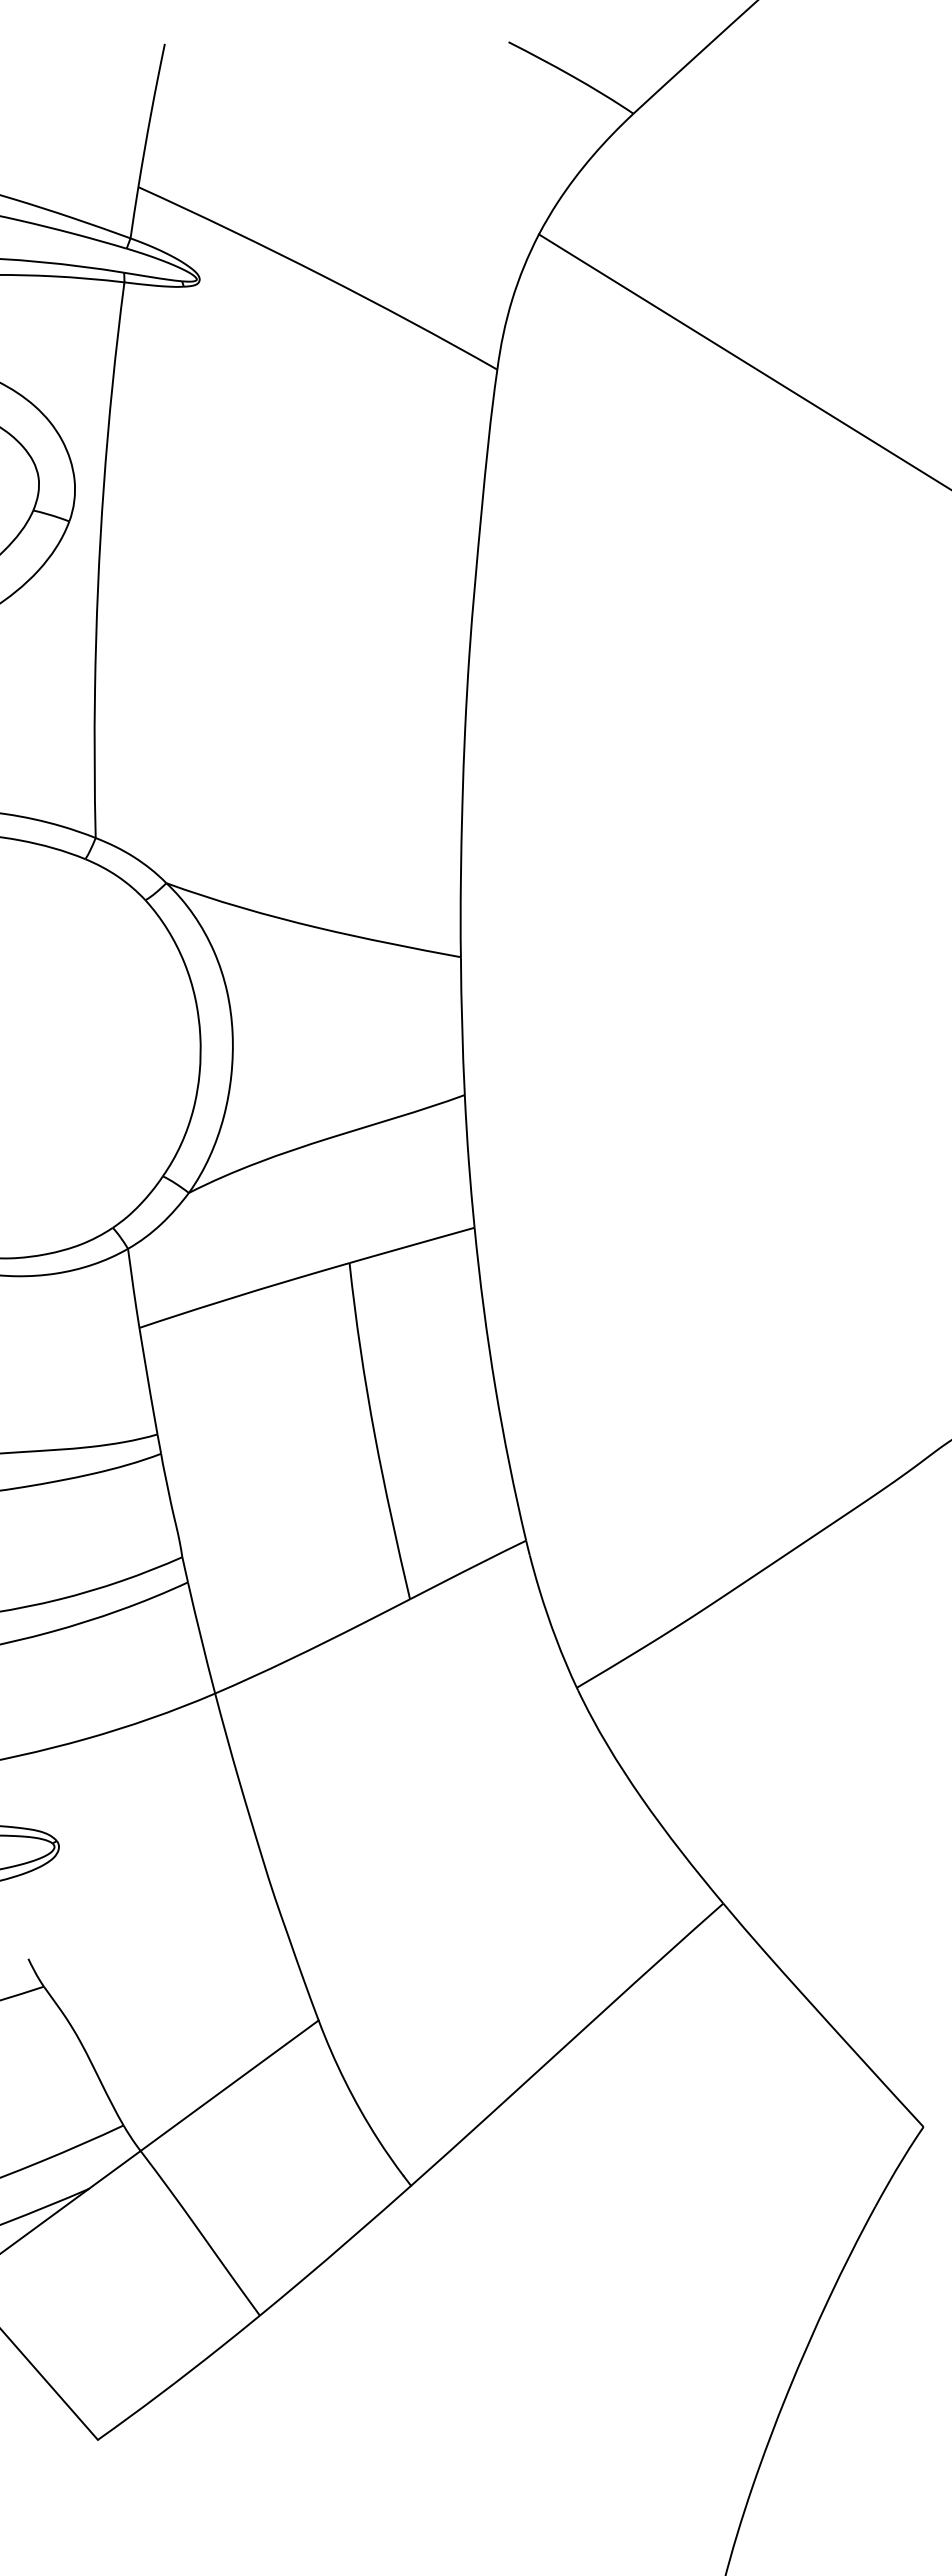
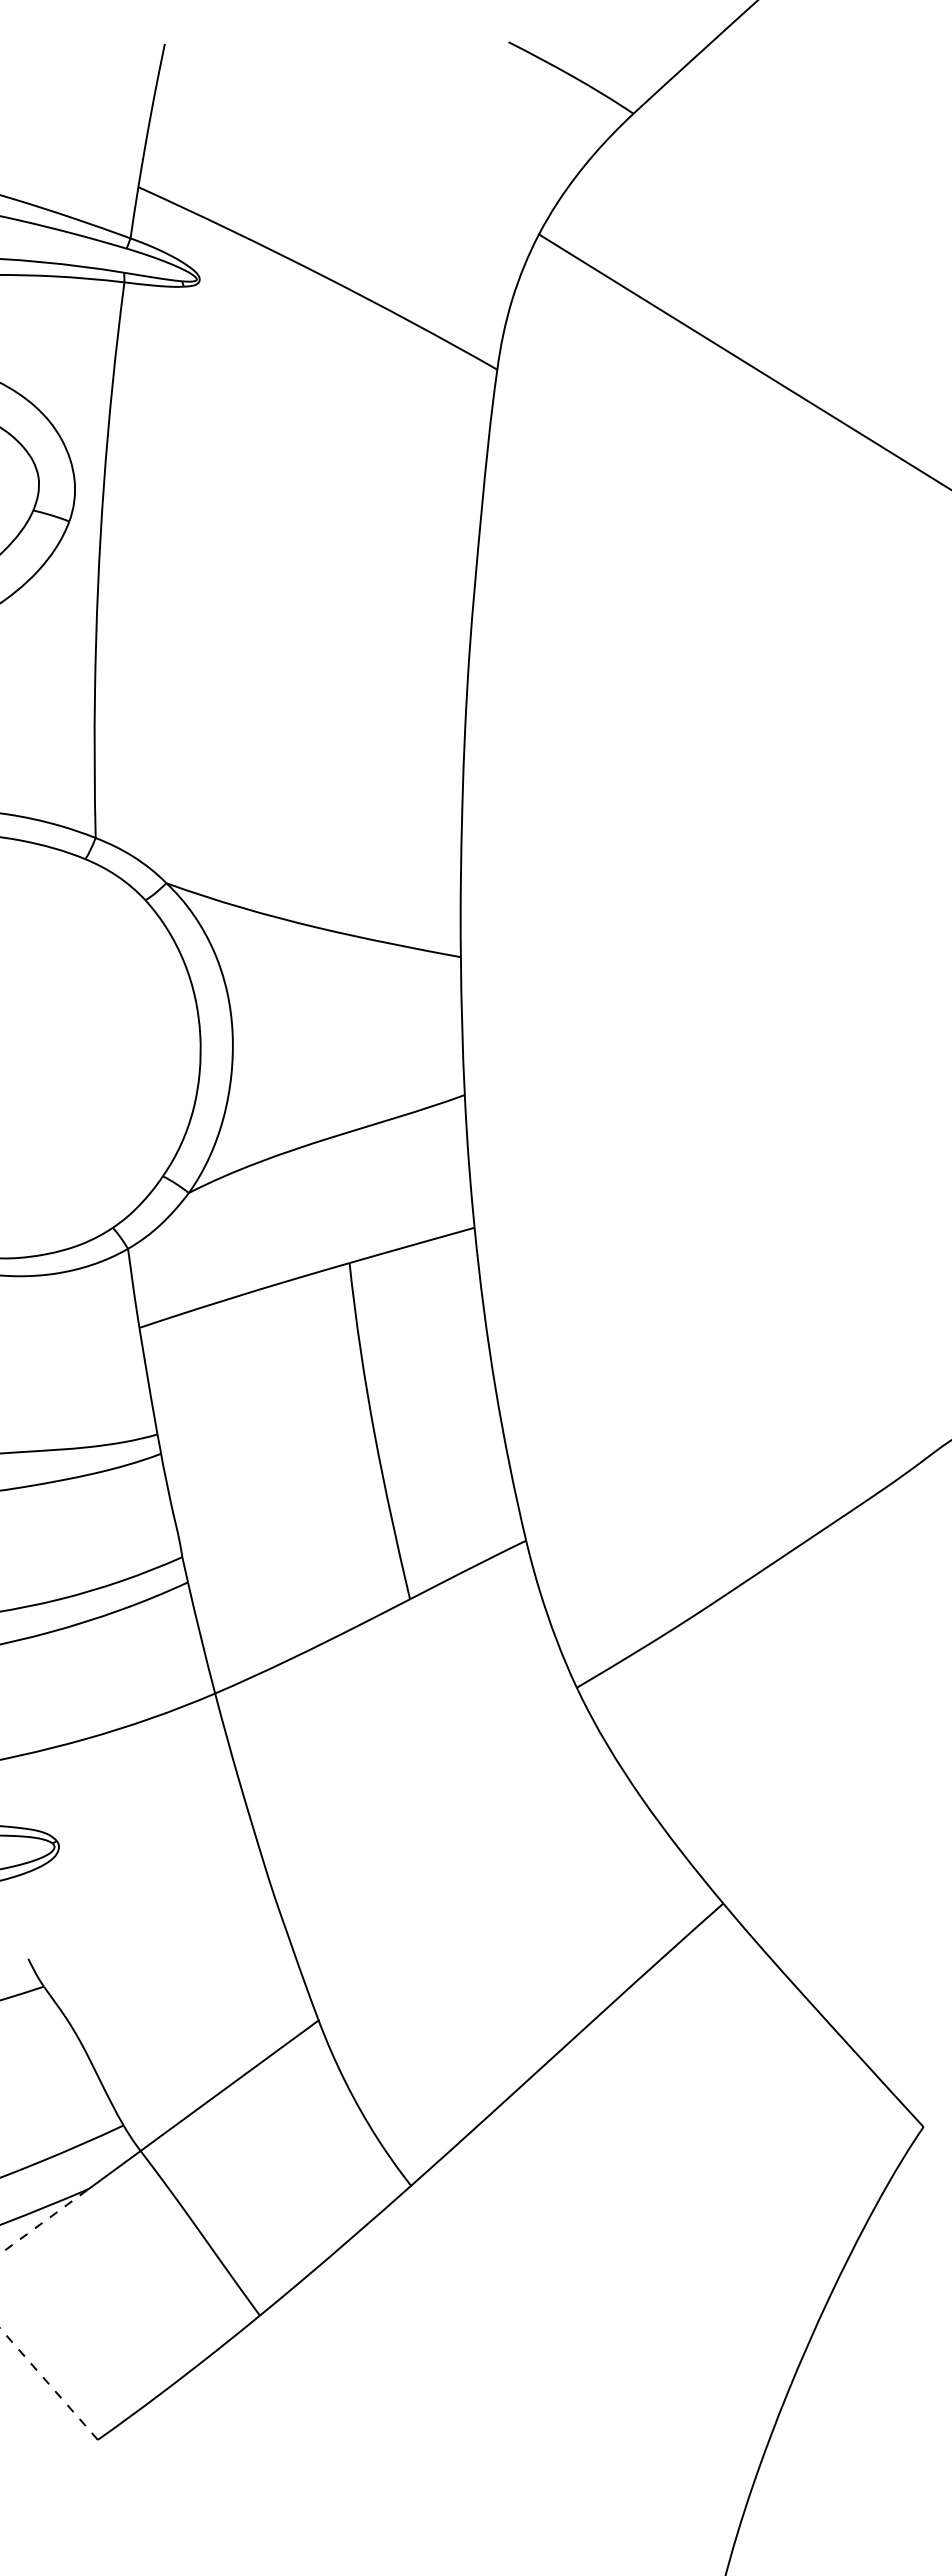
line: solid -> dashed (44, 2221)
line: solid -> dashed (48, 2383)
